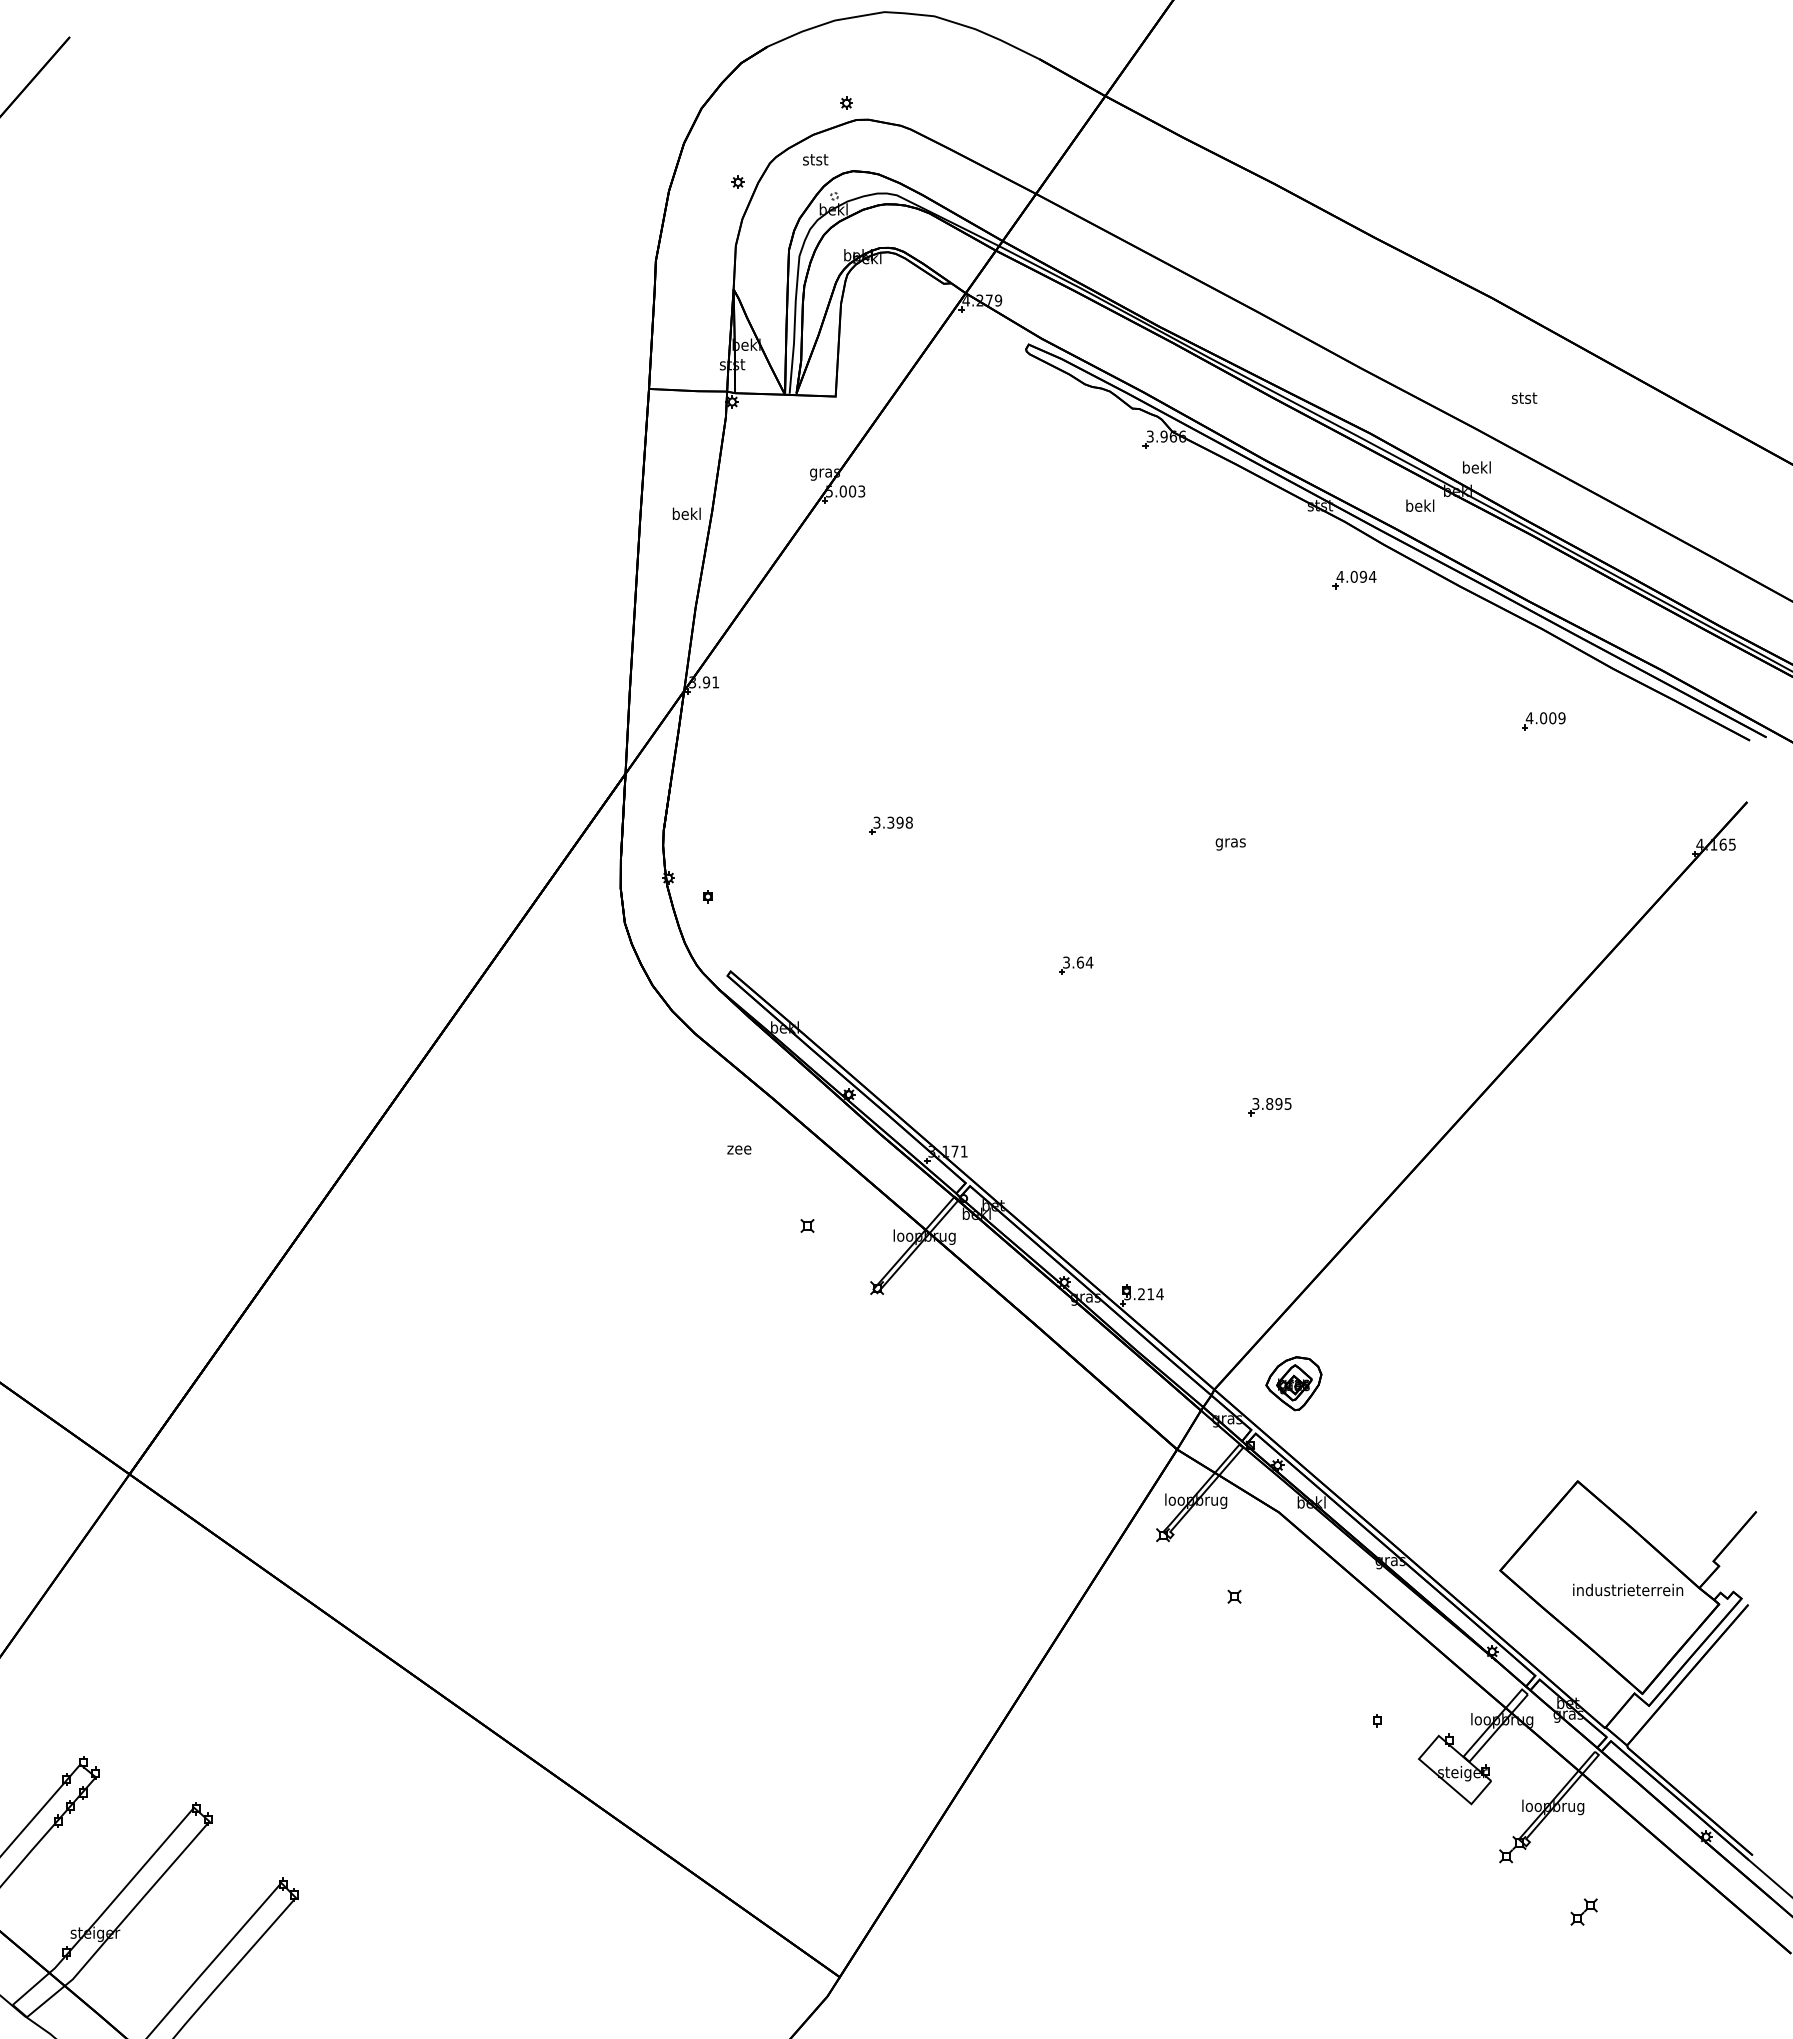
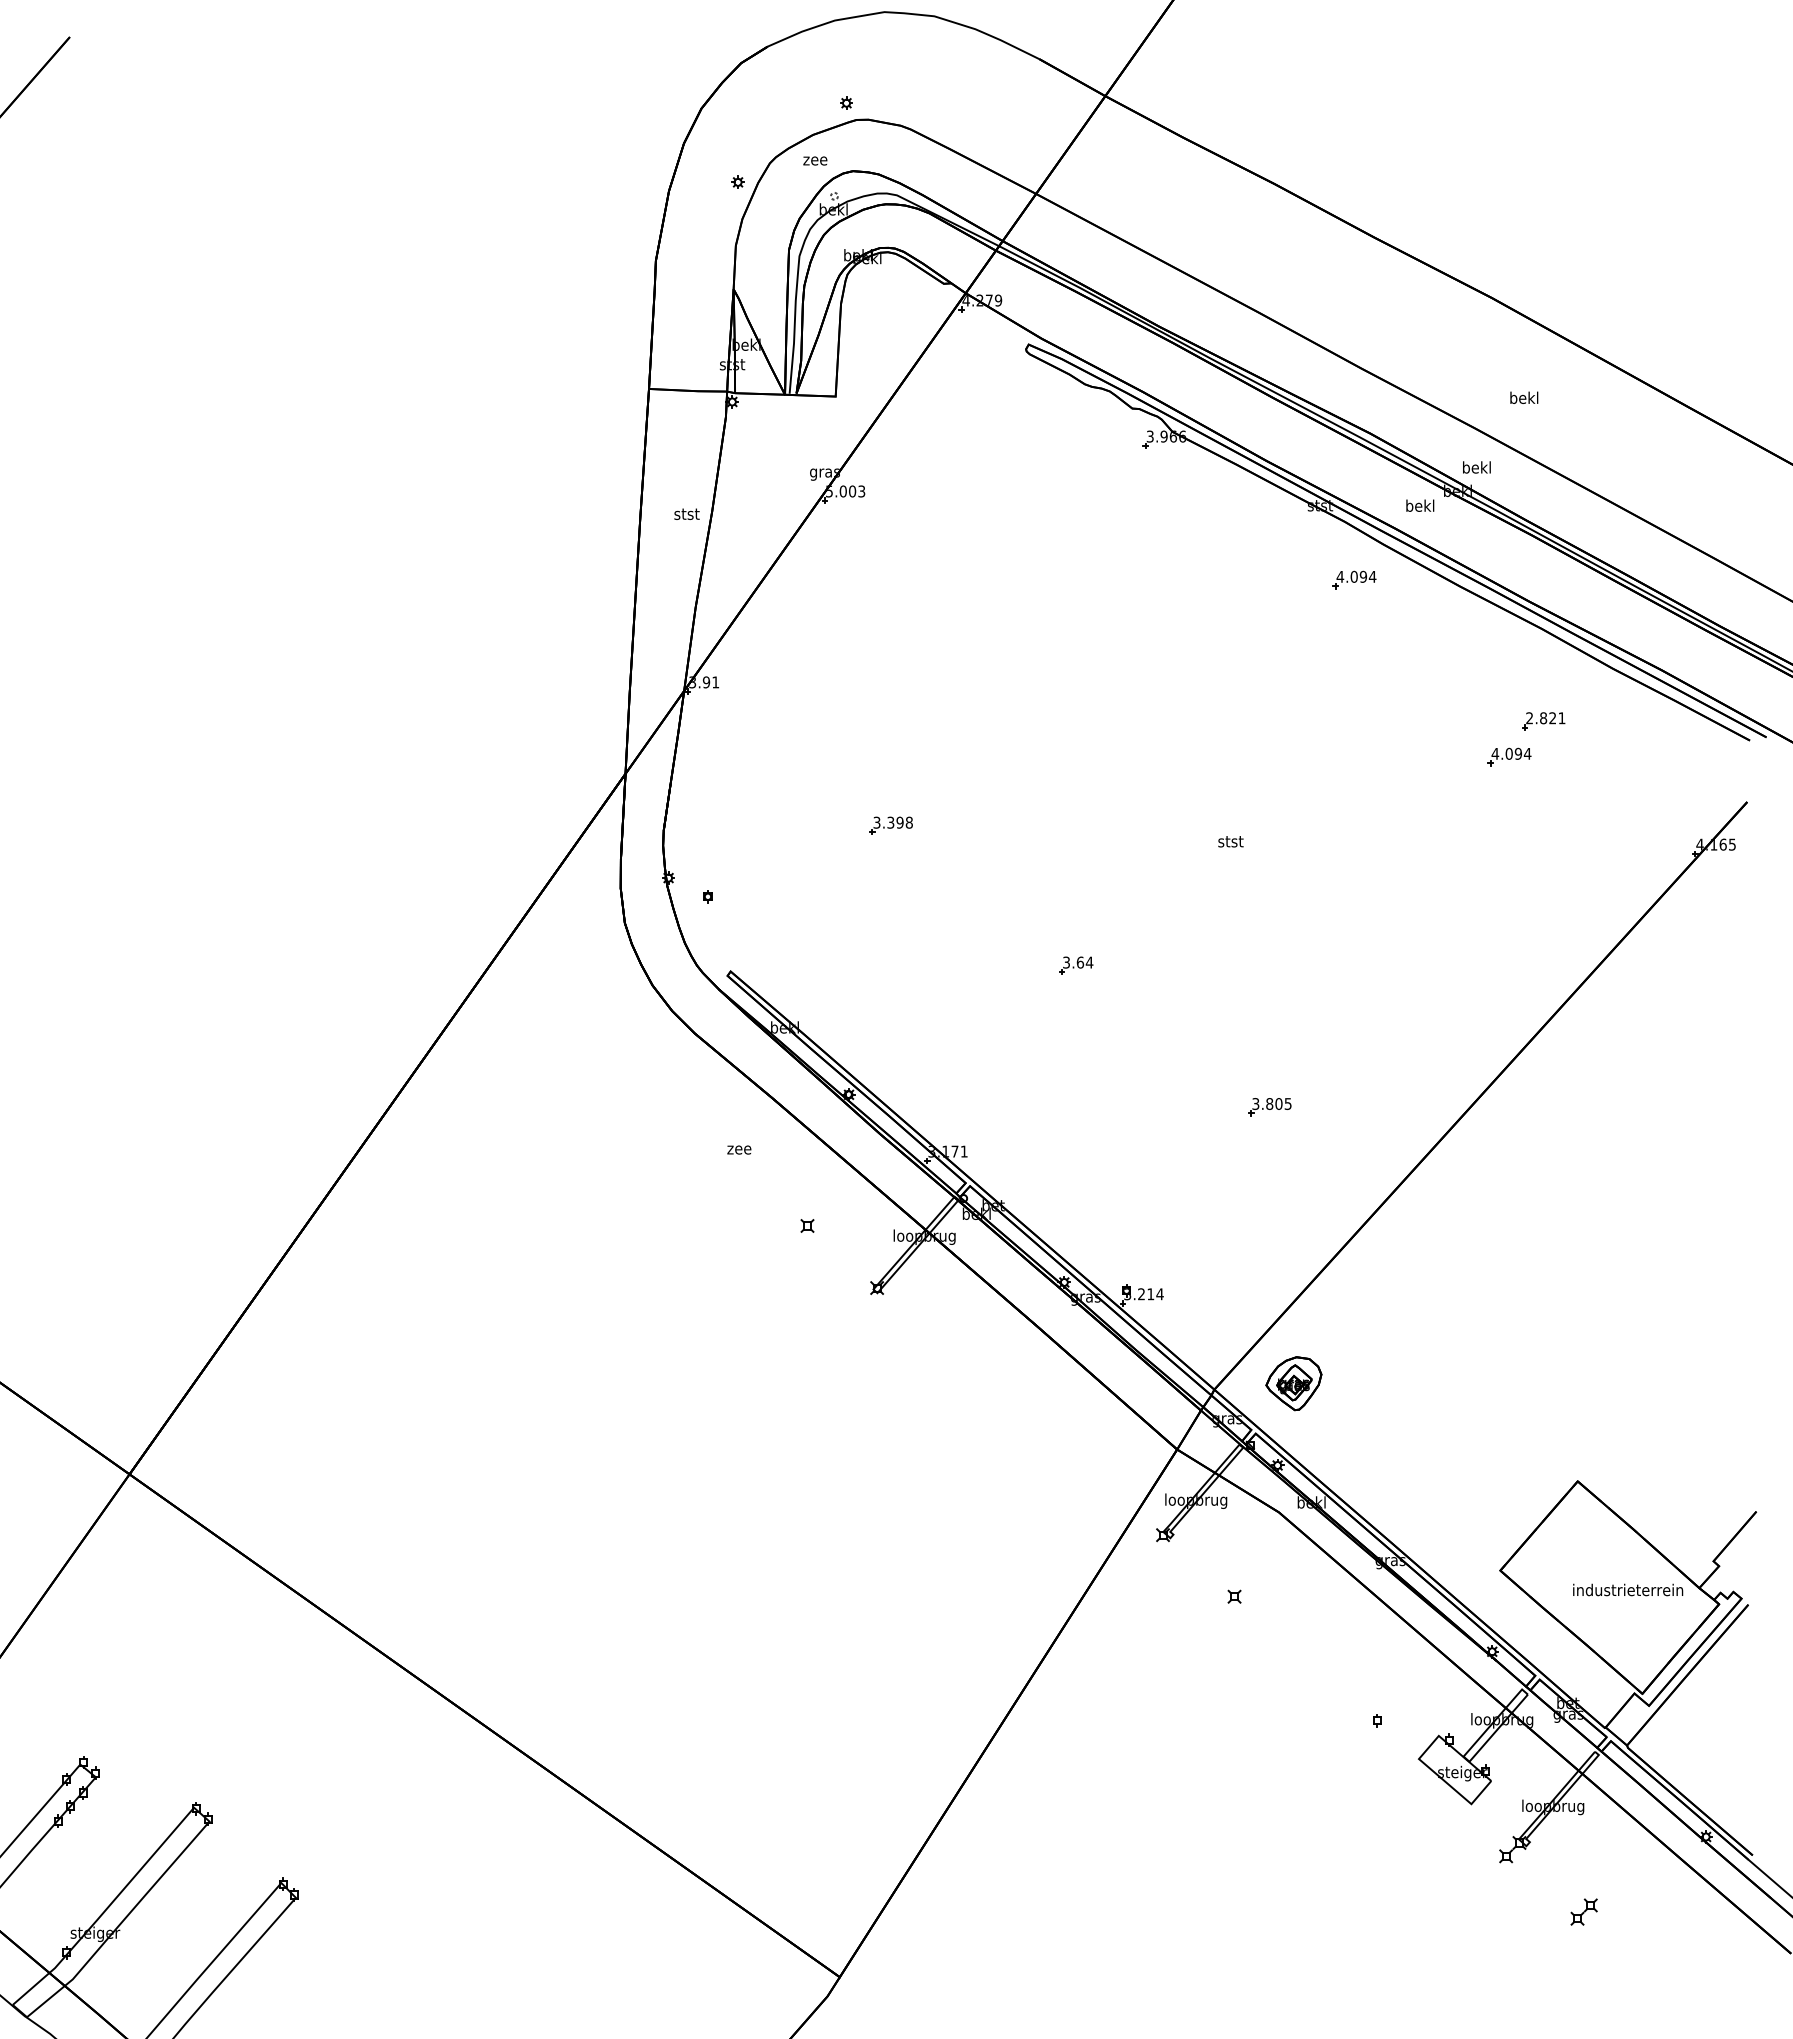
text: stst -> zee (815, 159)
text: stst -> bekl (1524, 397)
text: bekl -> stst (686, 513)
text: 4.009 -> 2.821 (1545, 718)
part: none -> present (1509, 756)
text: gras -> stst (1230, 843)
text: 3.895 -> 3.805 (1278, 1103)
